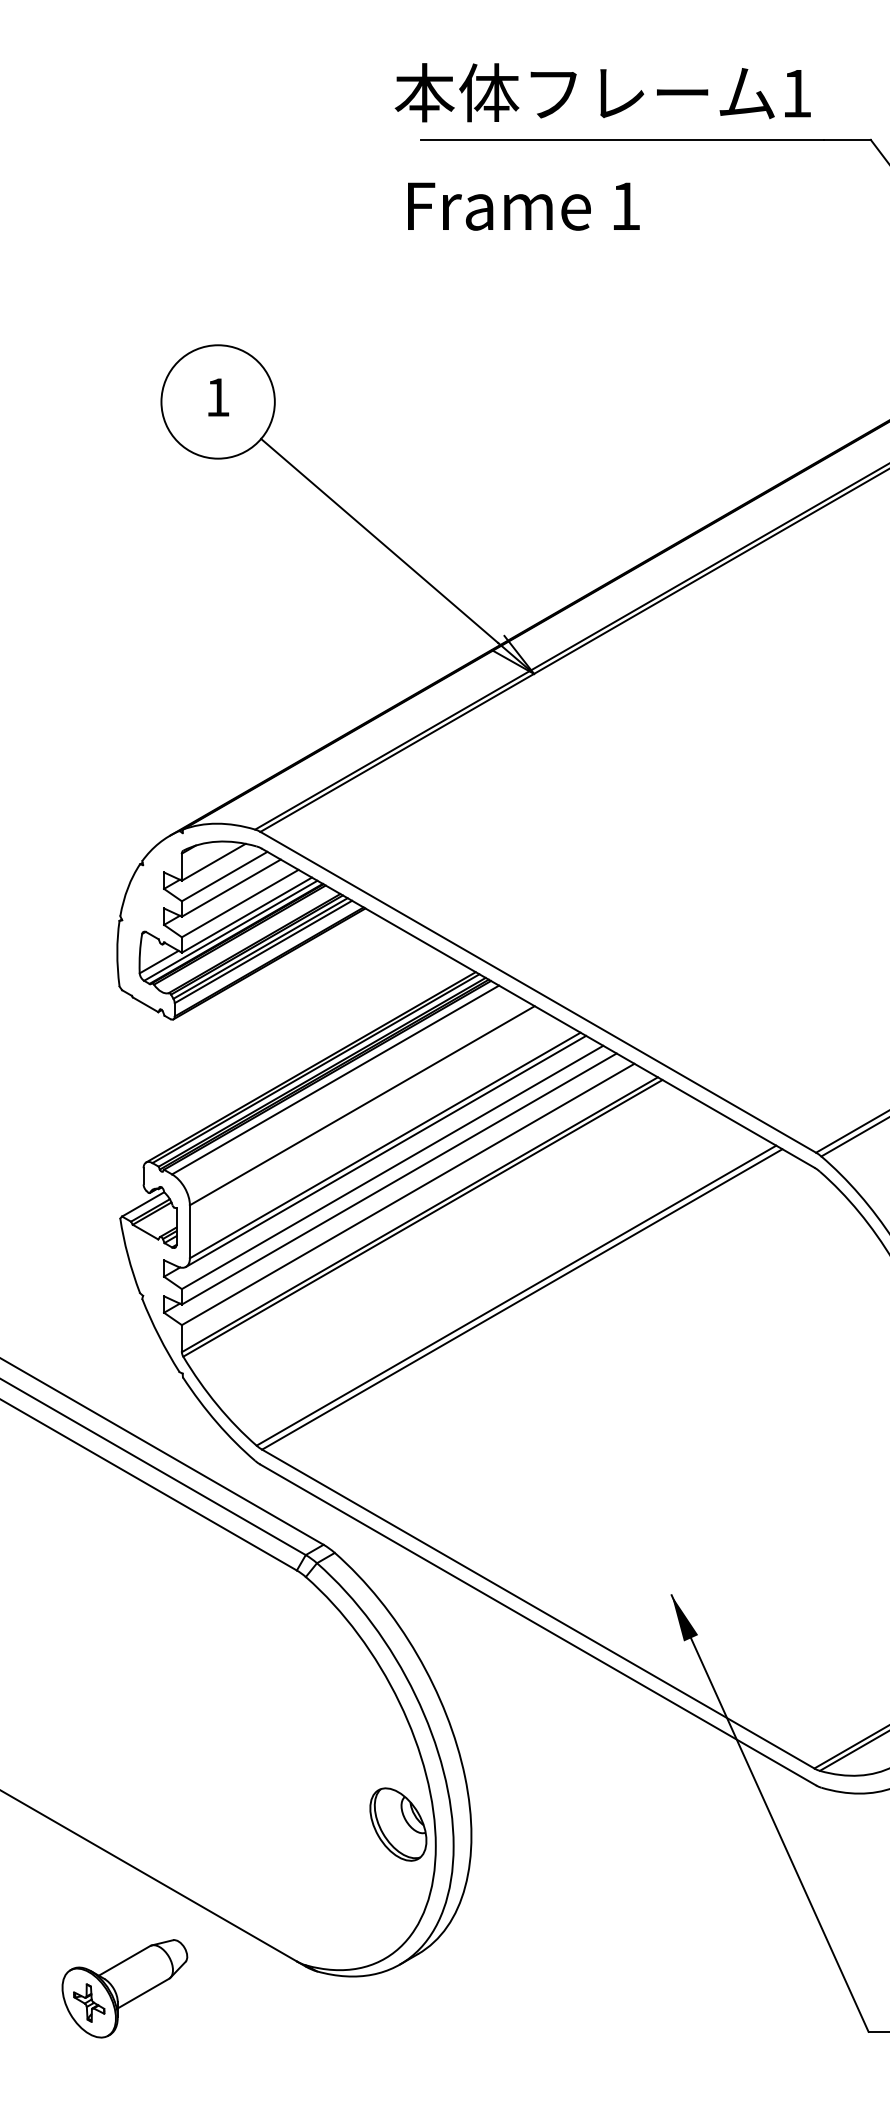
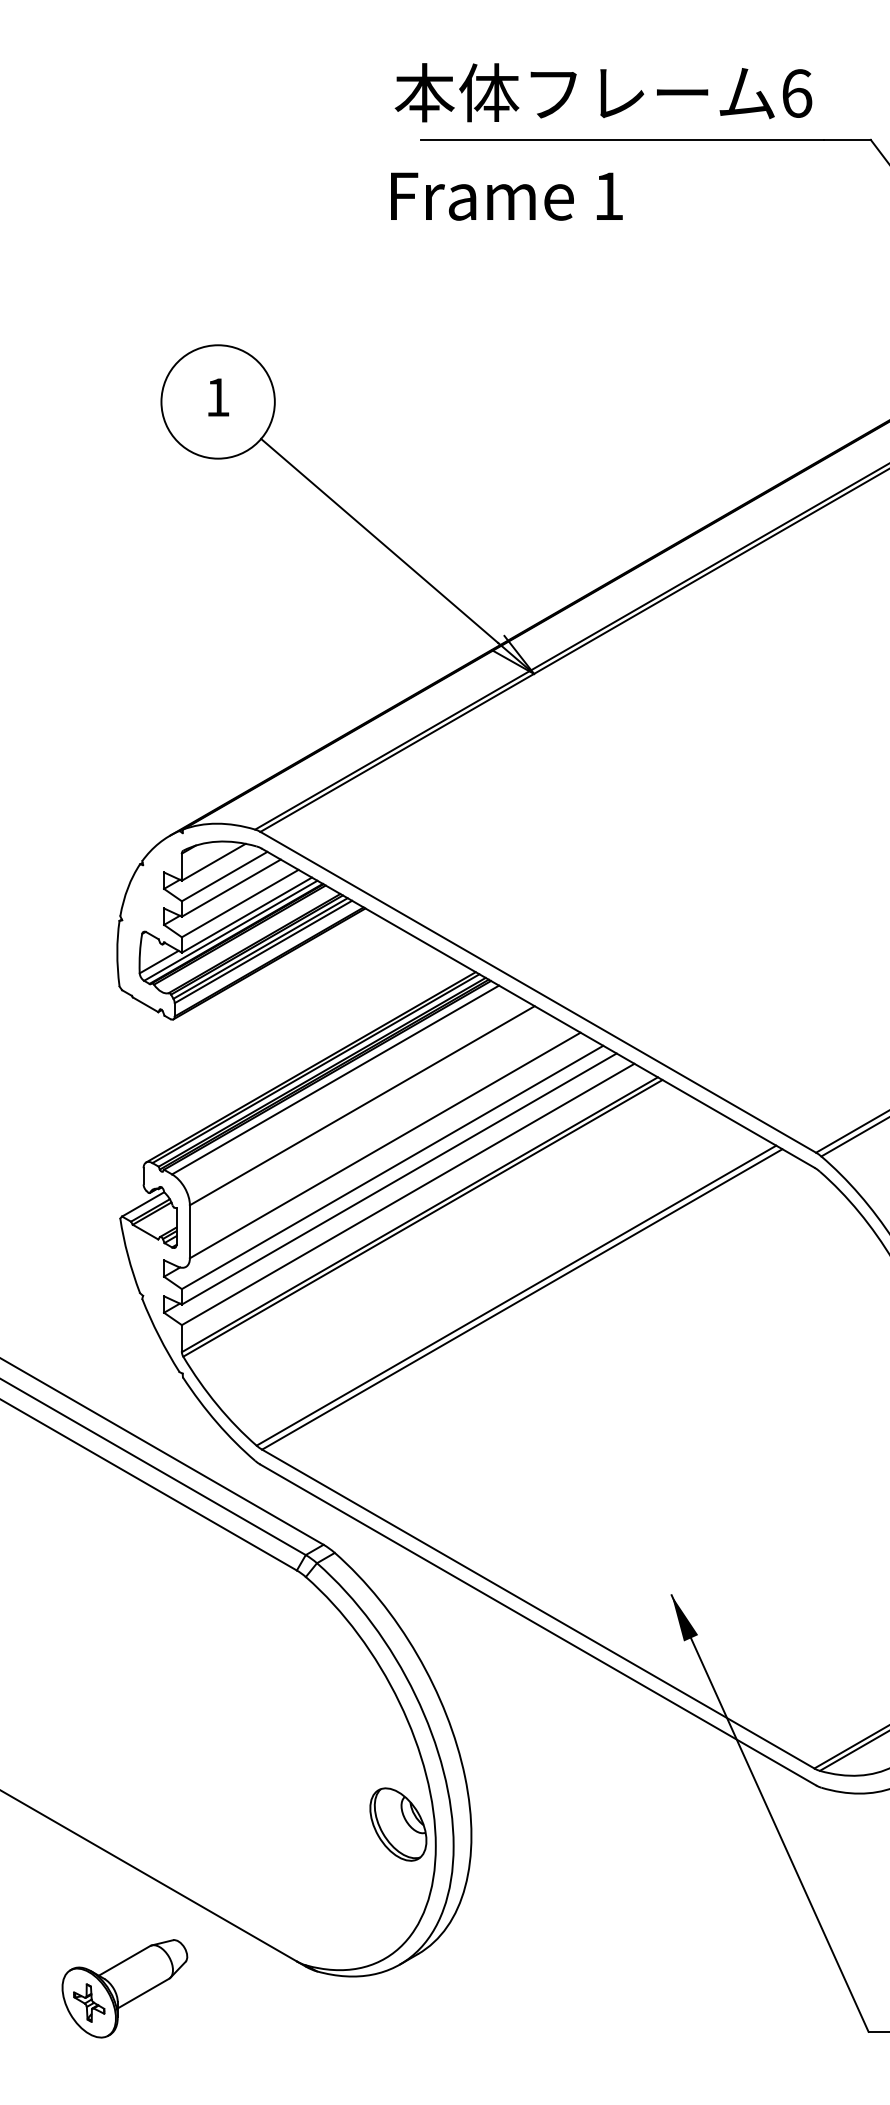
text: 1 -> 6 (797, 93)
text position: (523, 206) -> (506, 196) (506, 196)
line: present -> none (386, 1150)
